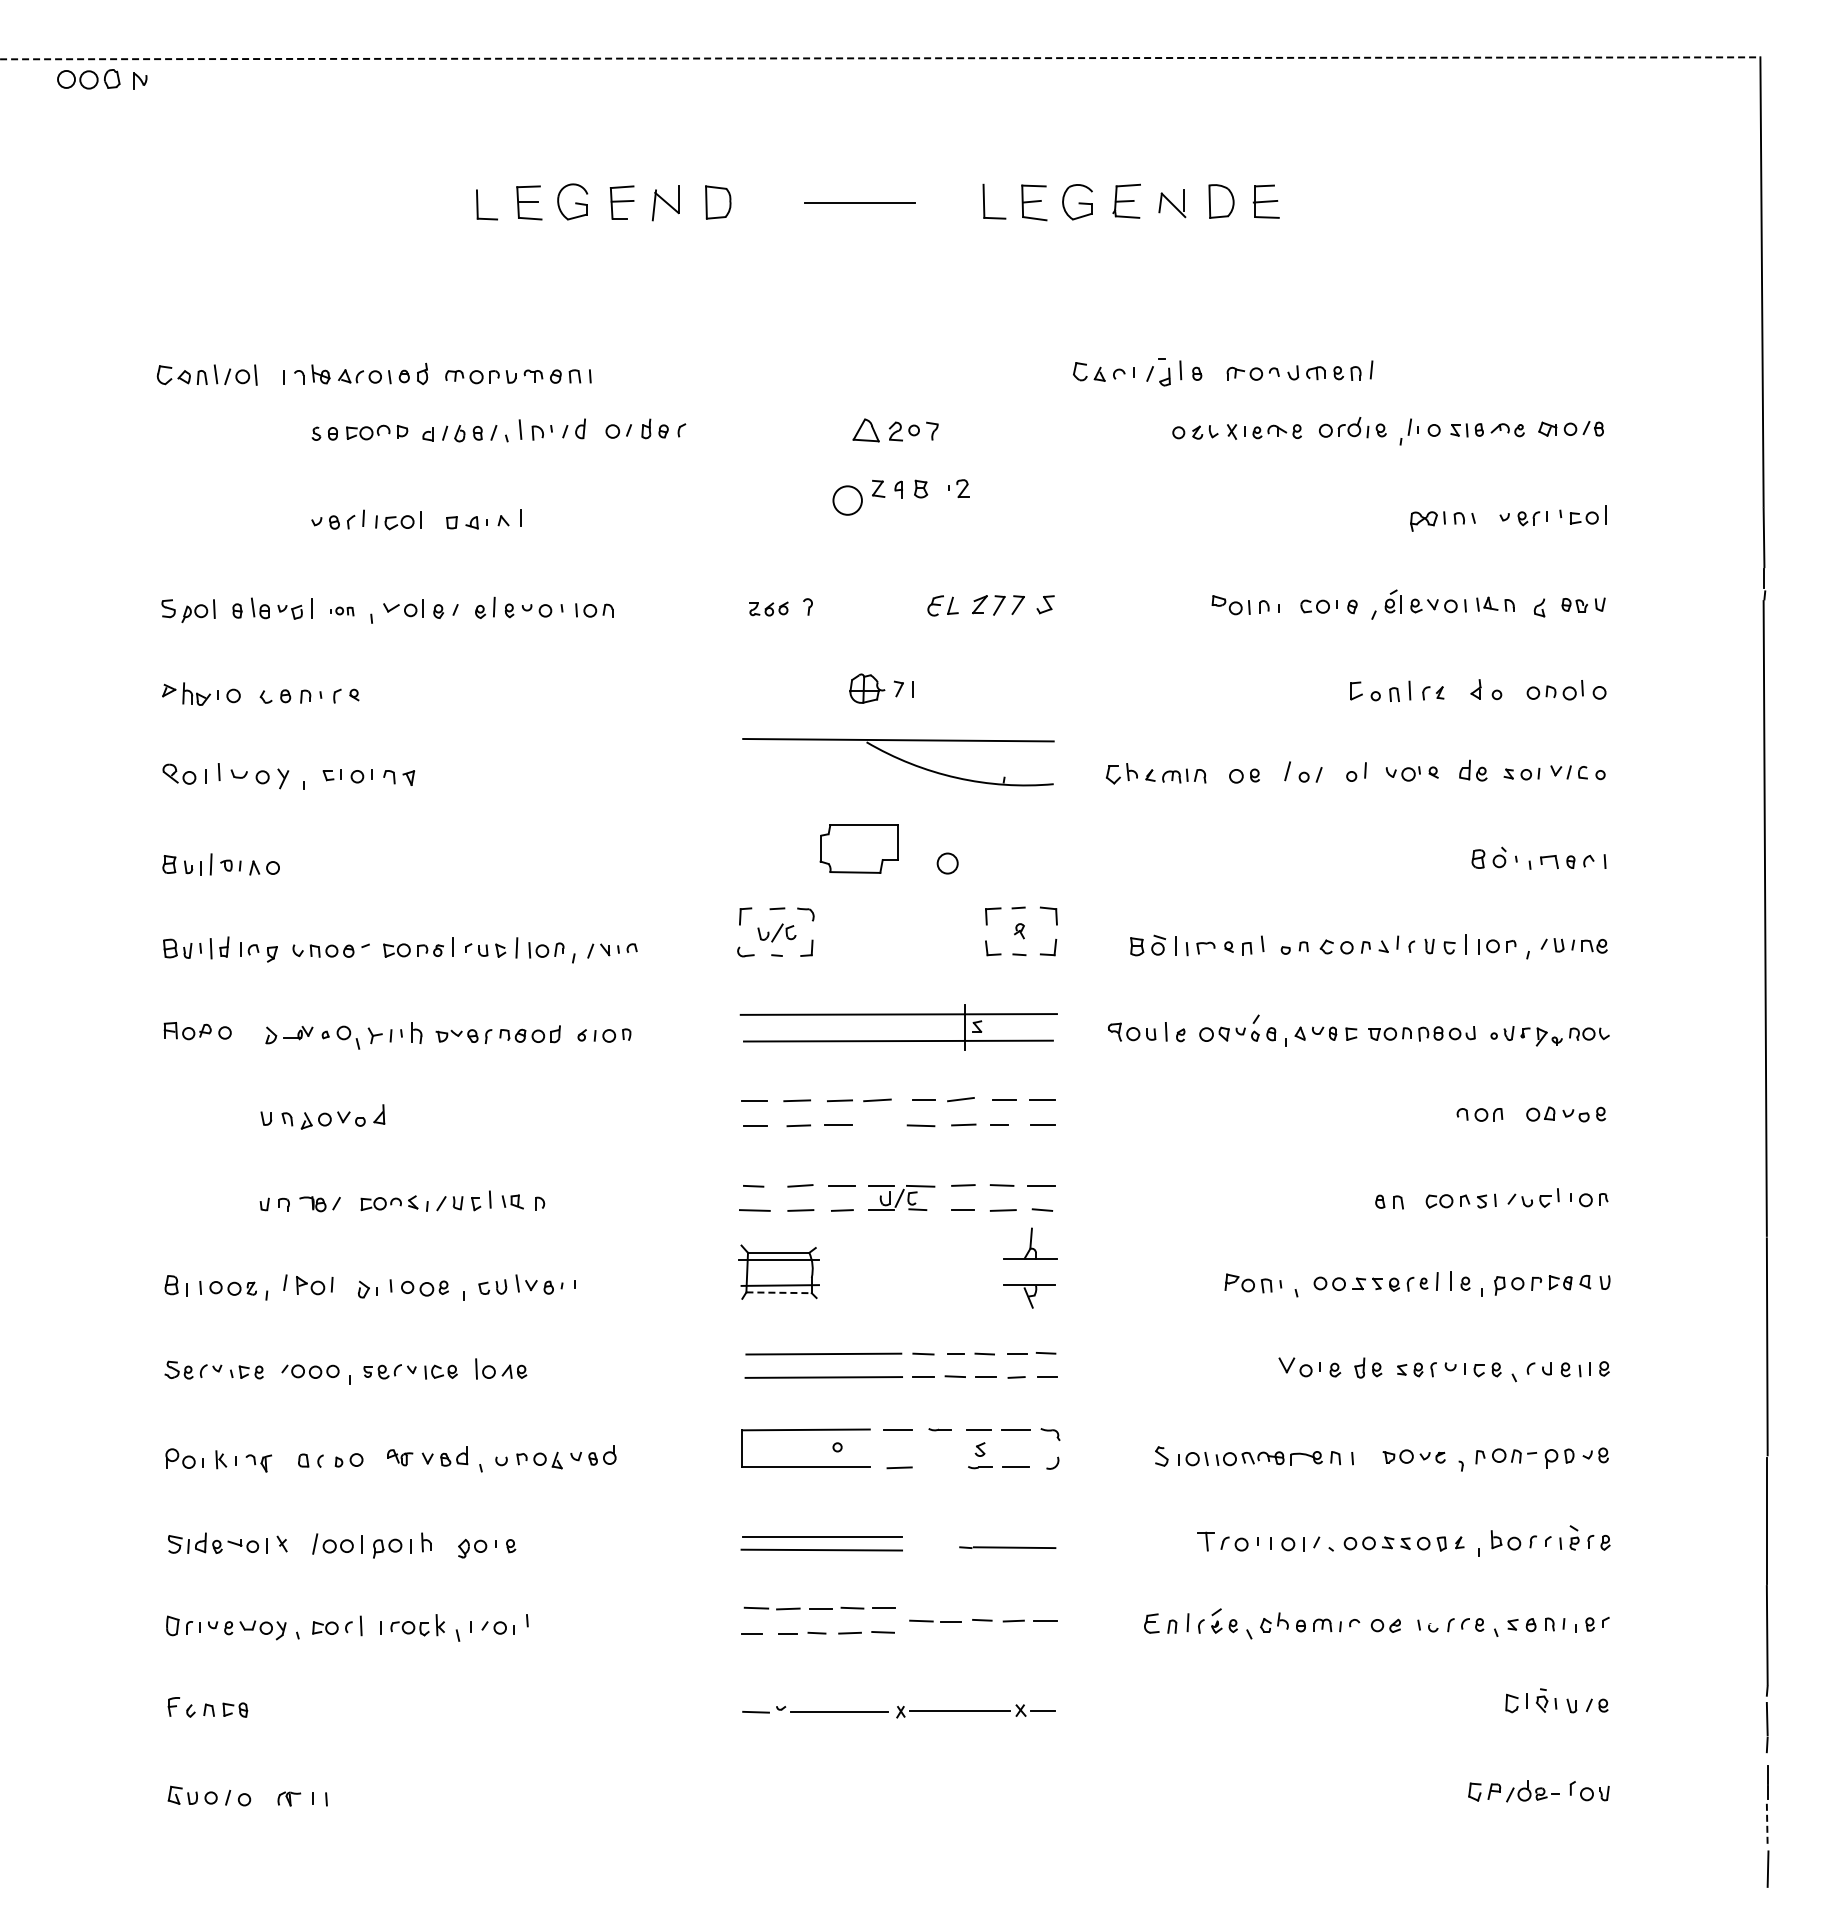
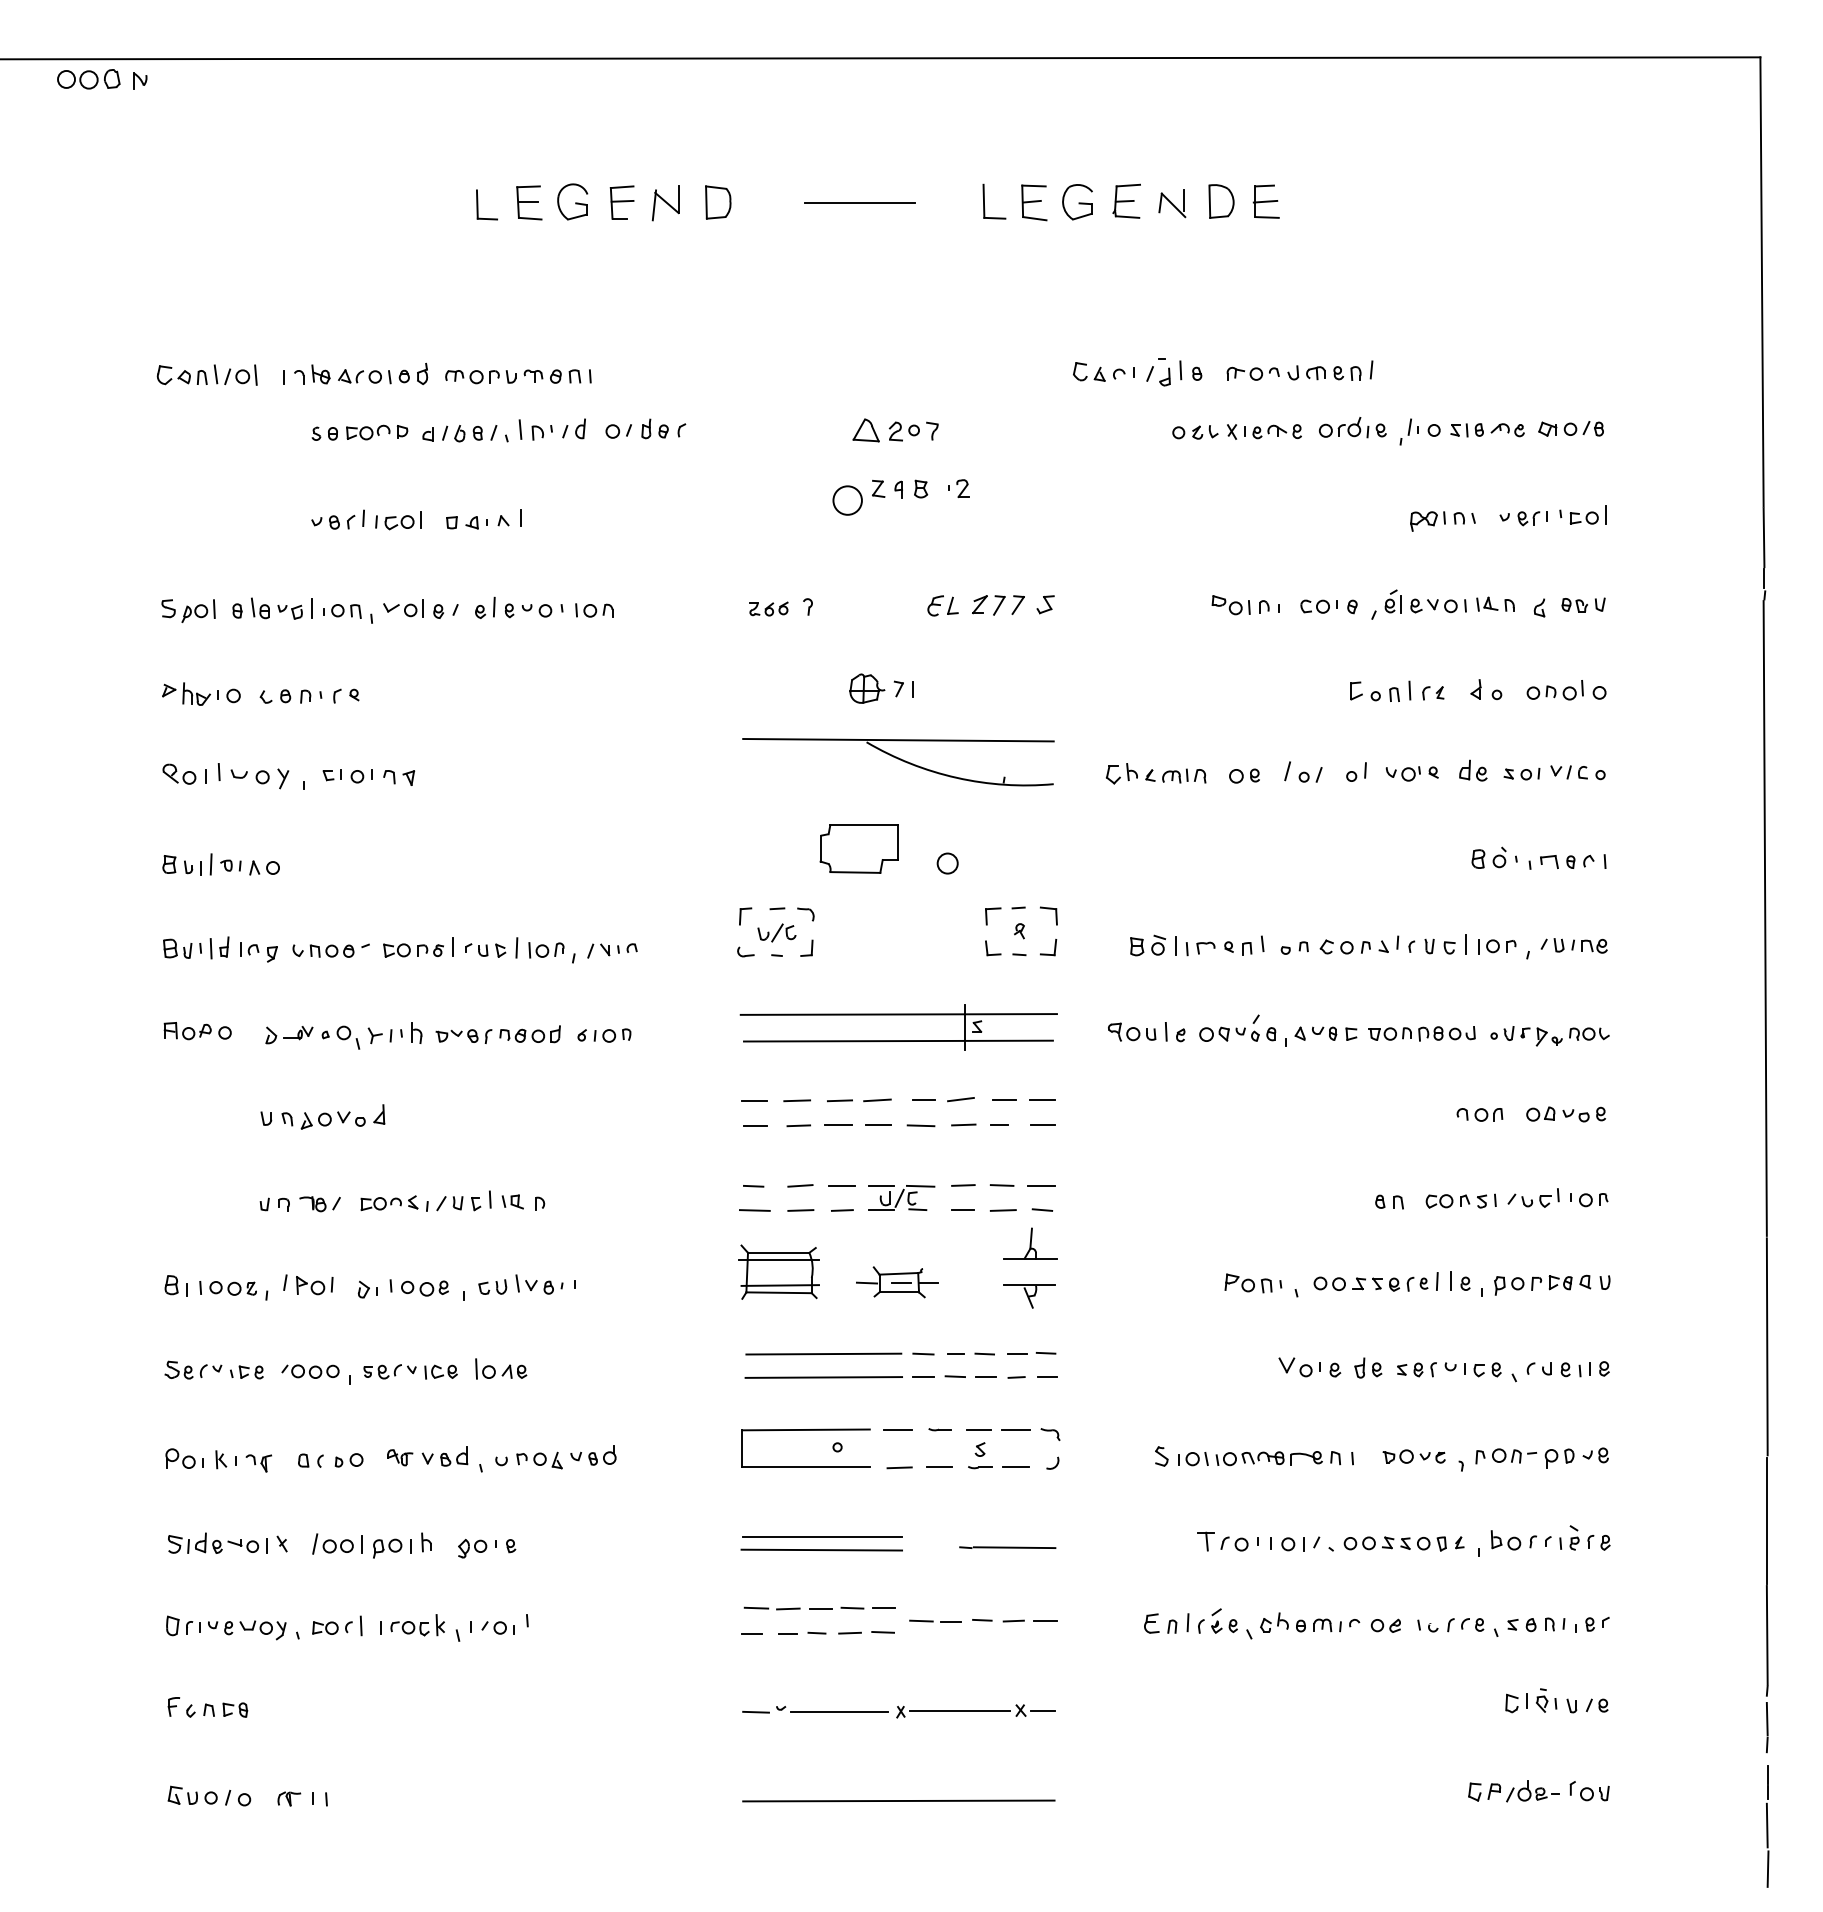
line: dashed -> solid (880, 58)
part size: 25x11 px -> 39x15 px (342, 611)
line: none -> present (877, 1125)
part: none -> present (897, 1282)
line: dashed -> solid (779, 1292)
line: none -> present (939, 1467)
line: none -> present (898, 1800)
line: dashed -> solid (1767, 1825)
